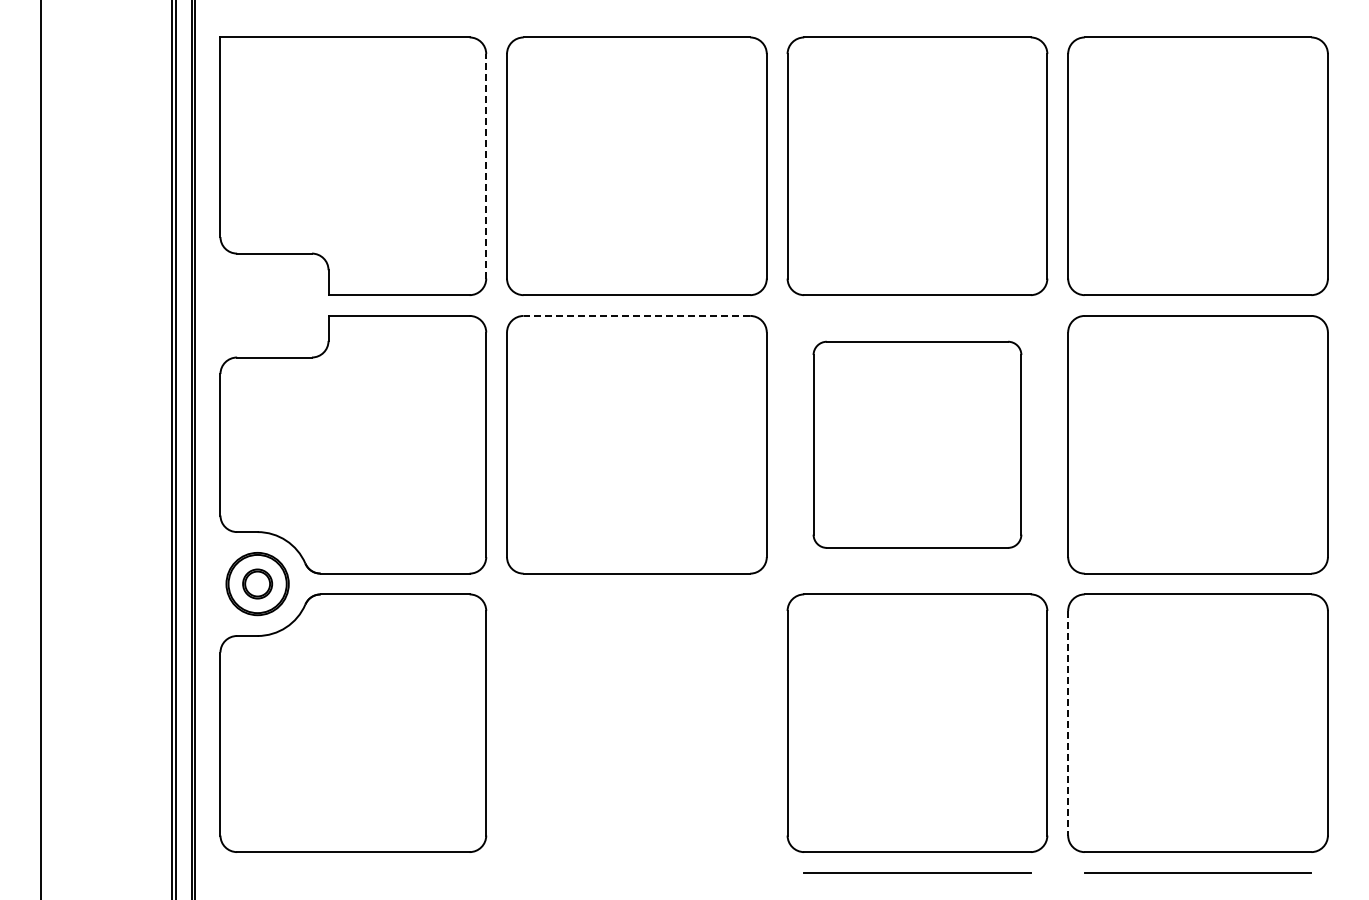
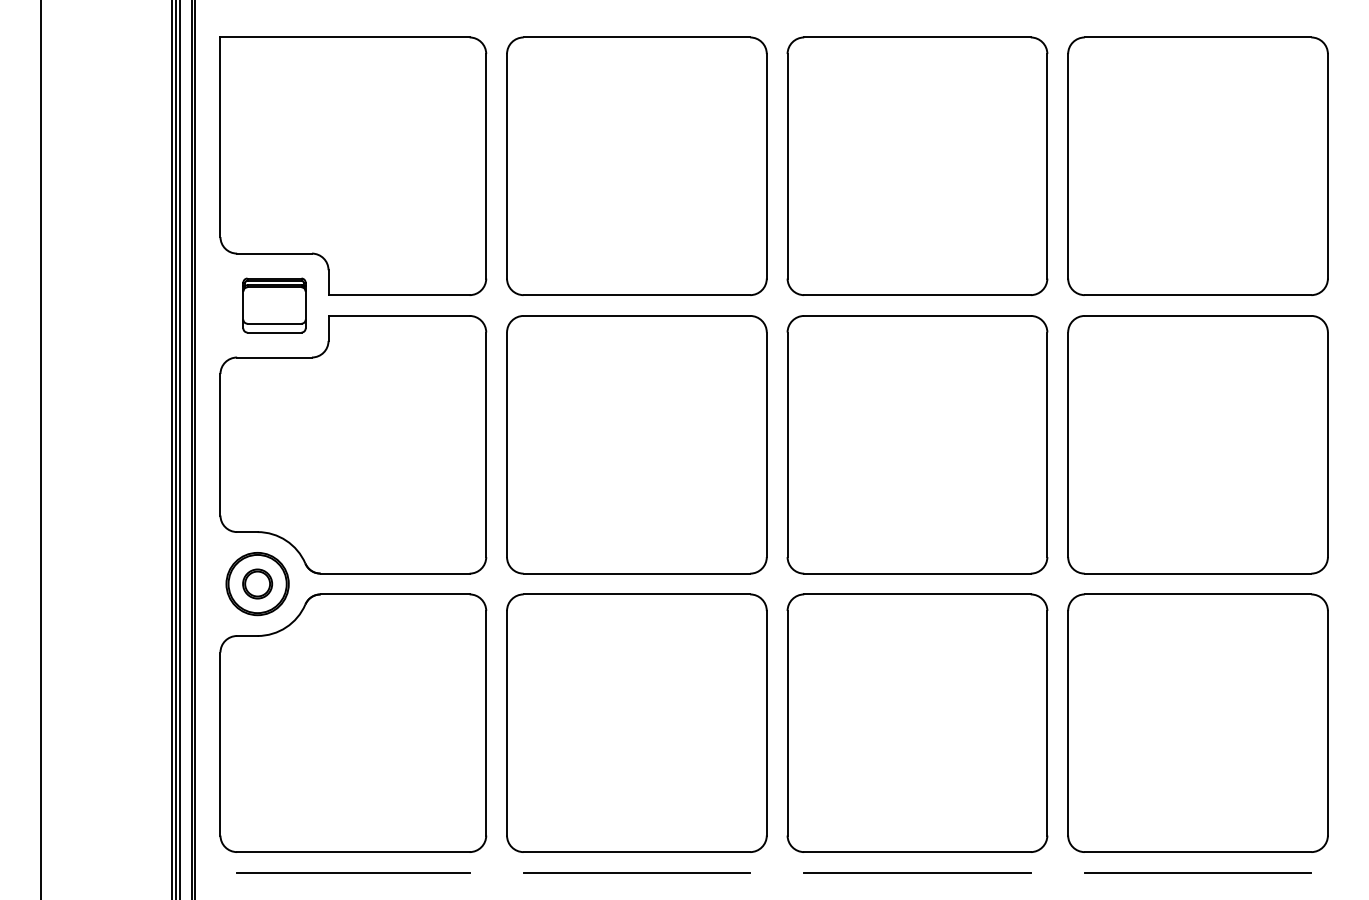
line: dashed -> solid (486, 165)
part: none -> present (274, 305)
line: dashed -> solid (636, 315)
part size: 211x209 px -> 263x260 px (917, 444)
line: none -> present (180, 449)
part: none -> present (636, 722)
line: dashed -> solid (1068, 723)
line: none -> present (353, 872)
line: none -> present (636, 872)
